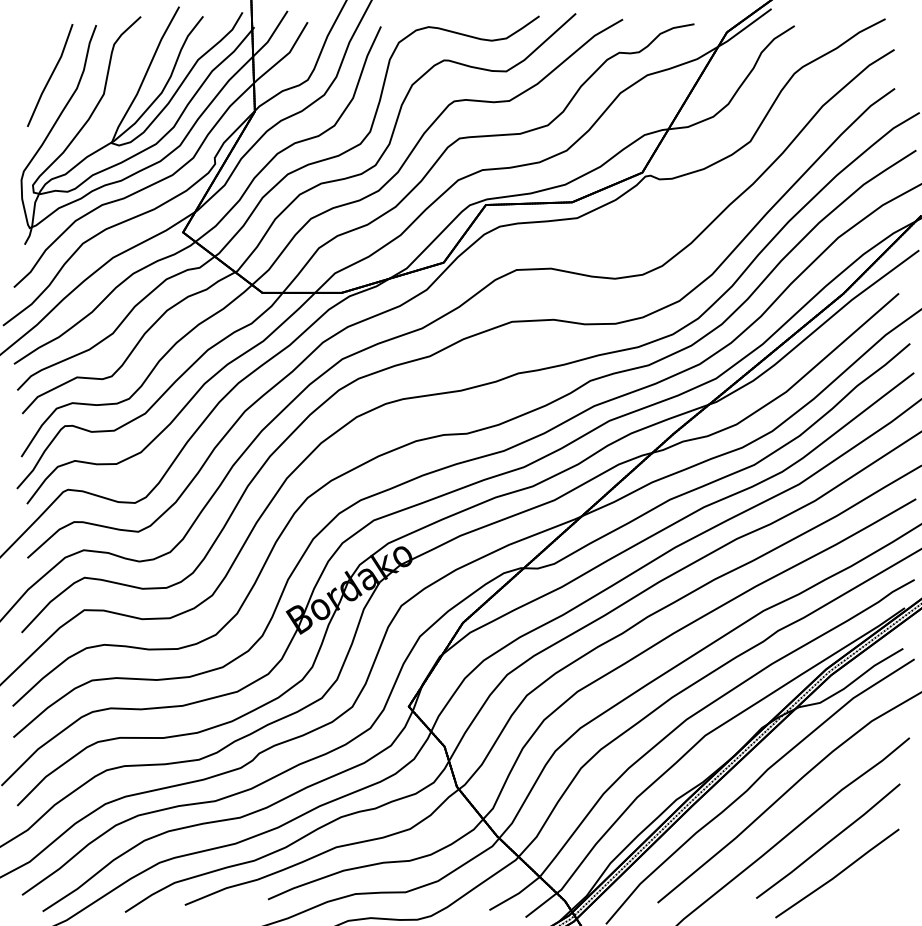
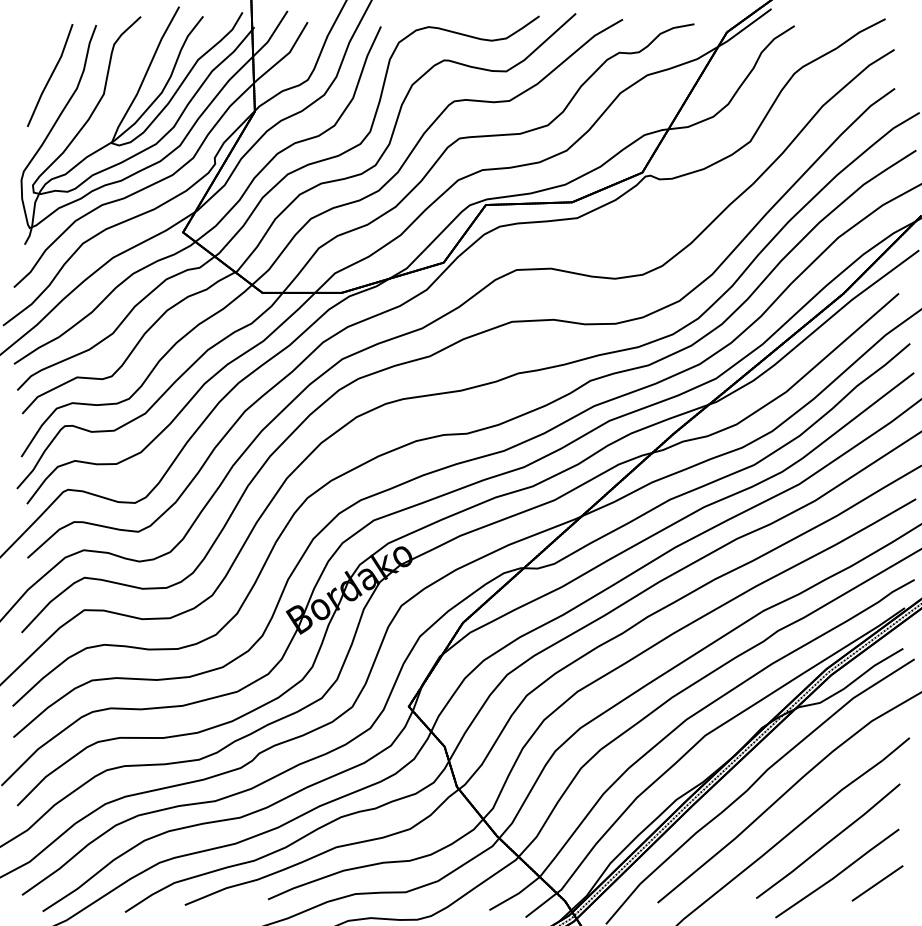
line: none -> present (877, 883)
